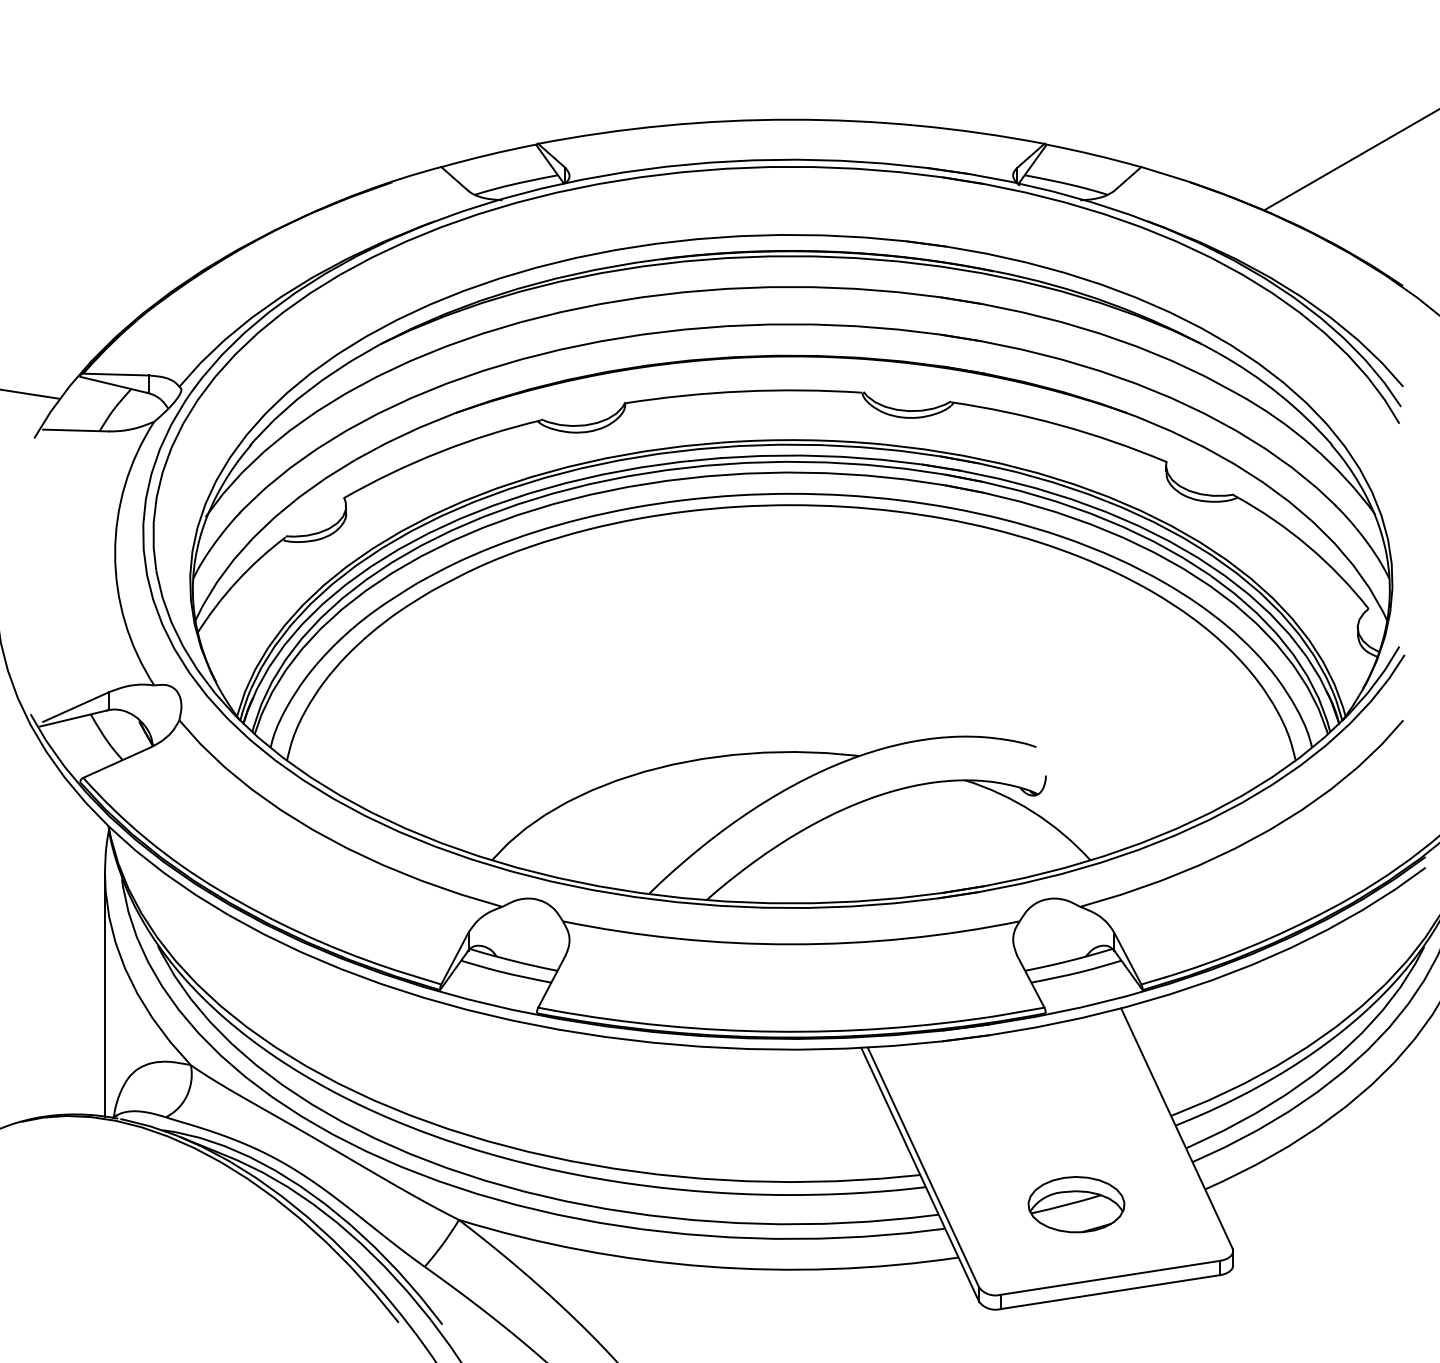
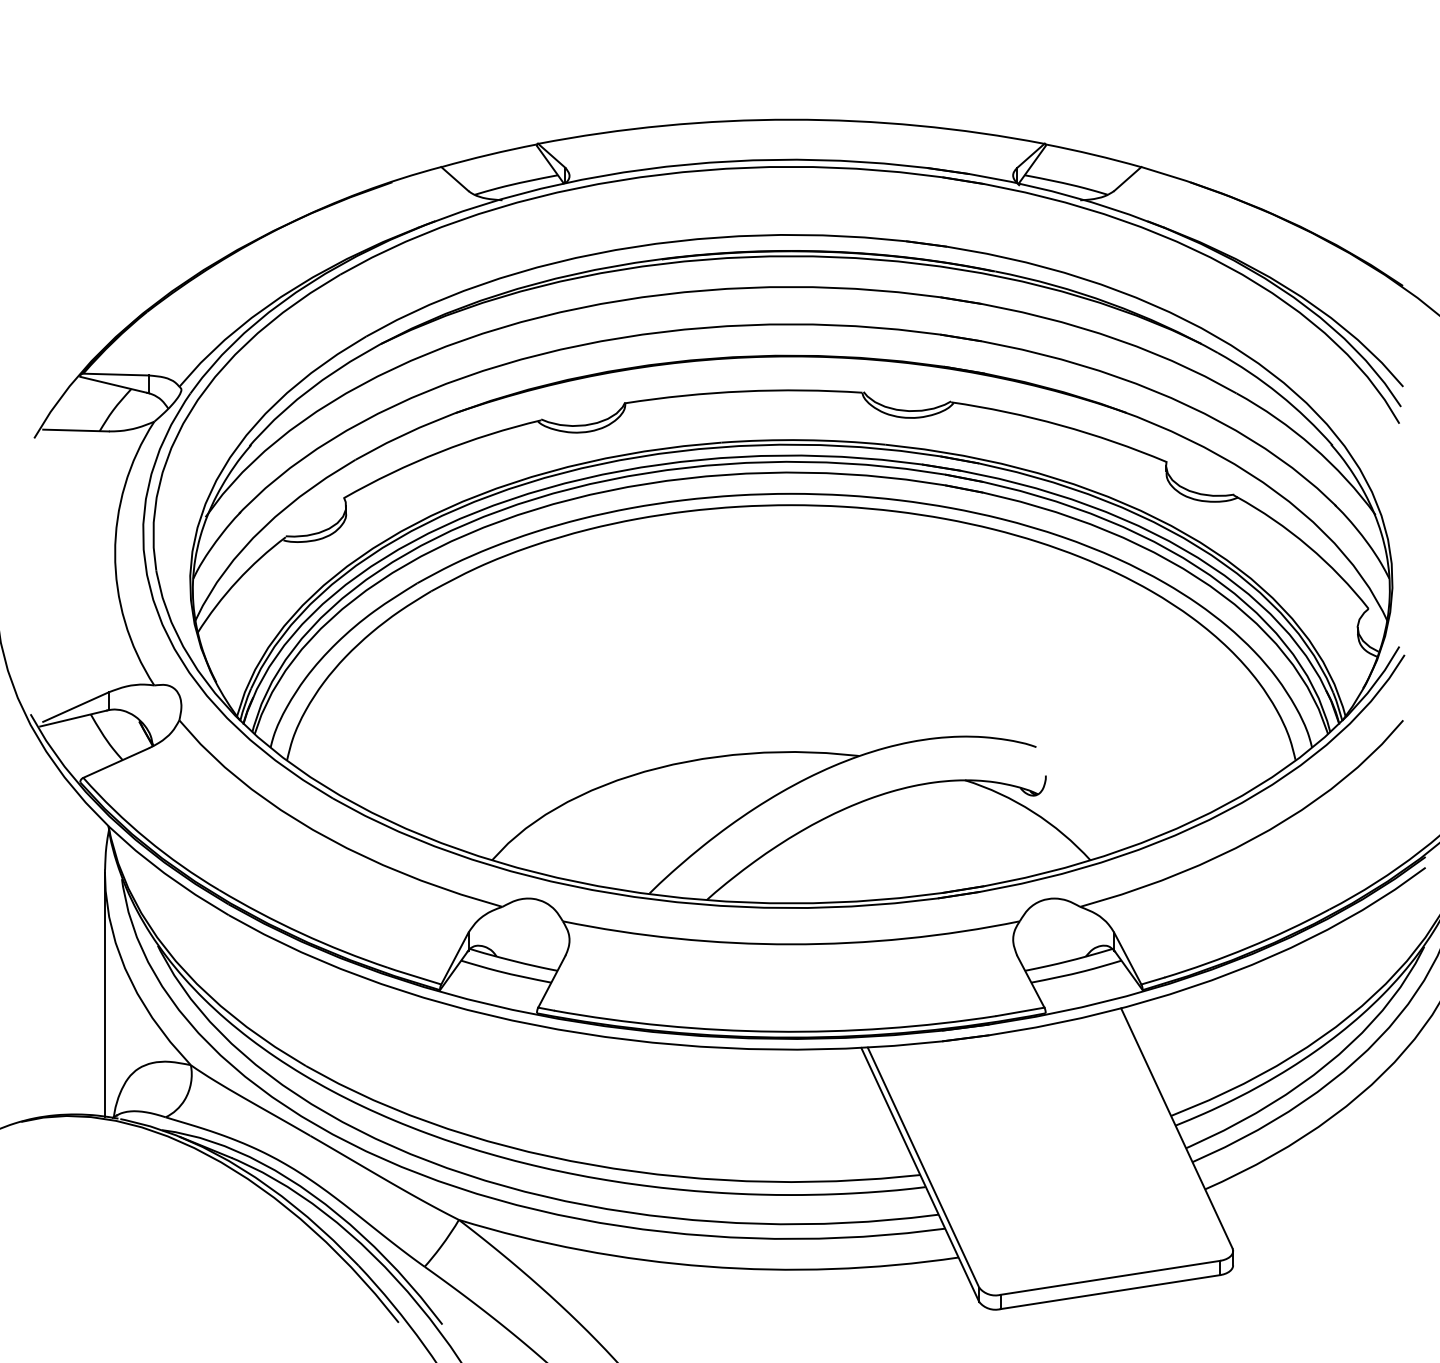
line: present -> none (1350, 160)
line: present -> none (30, 393)
part: present -> none (1076, 1204)
